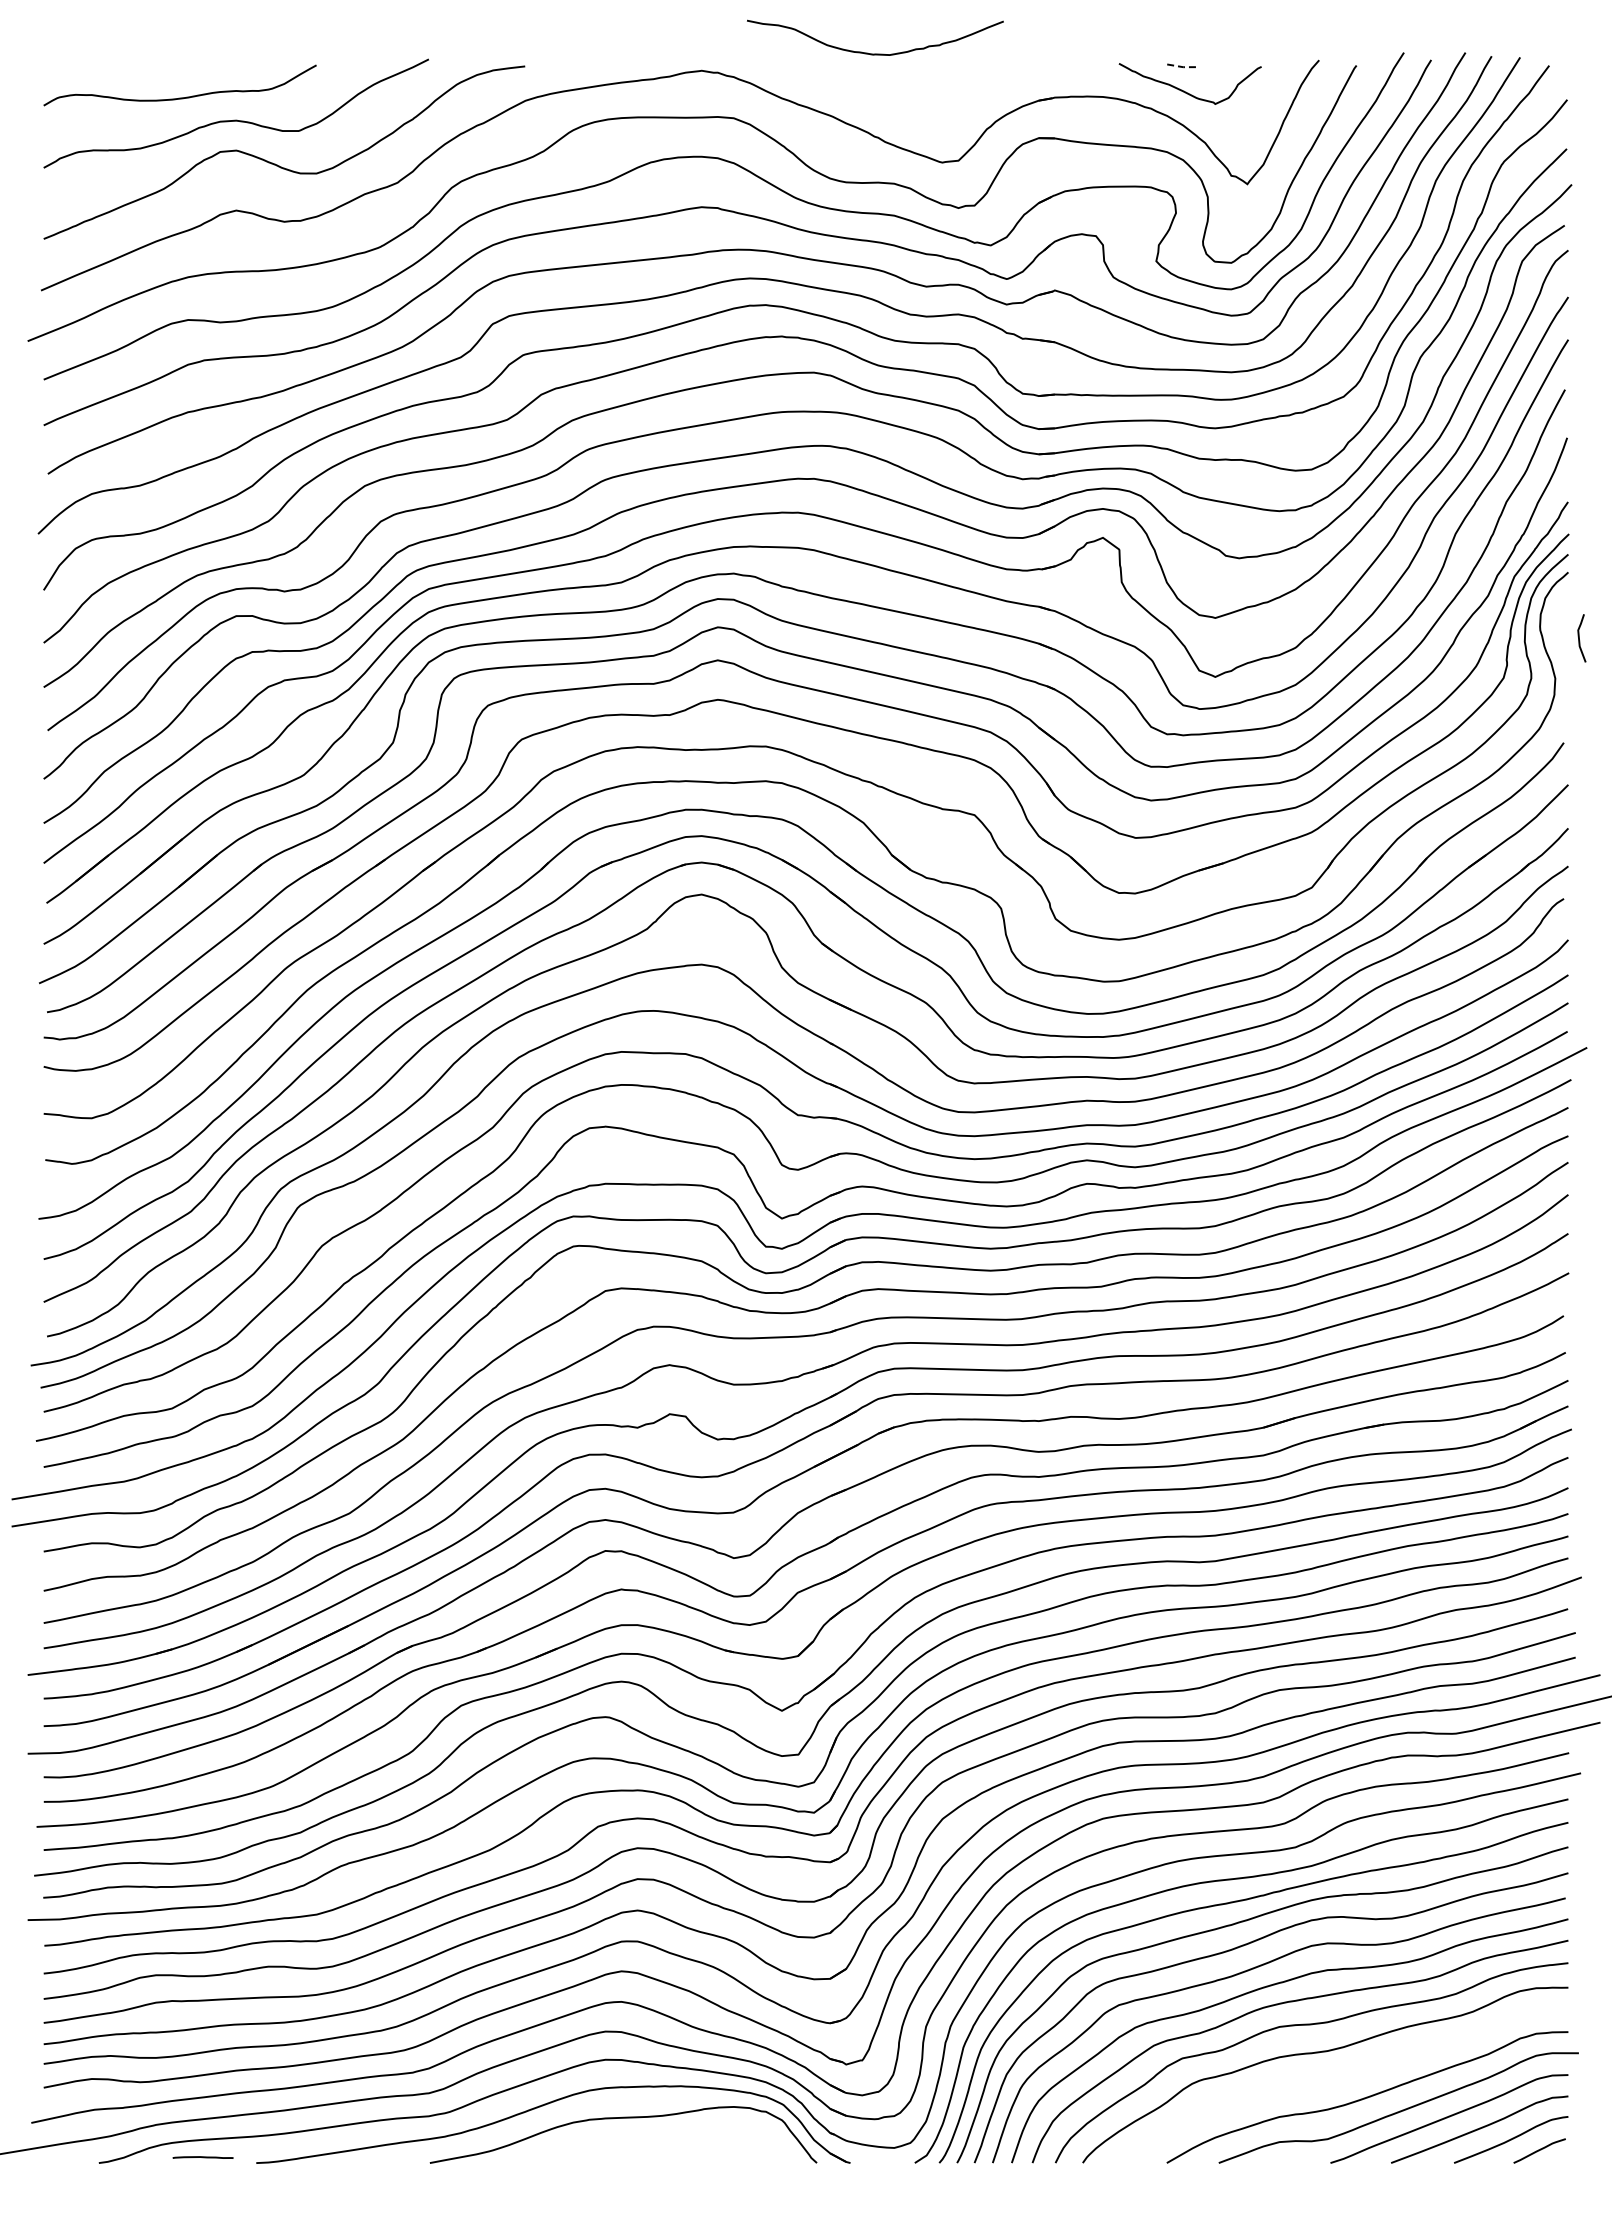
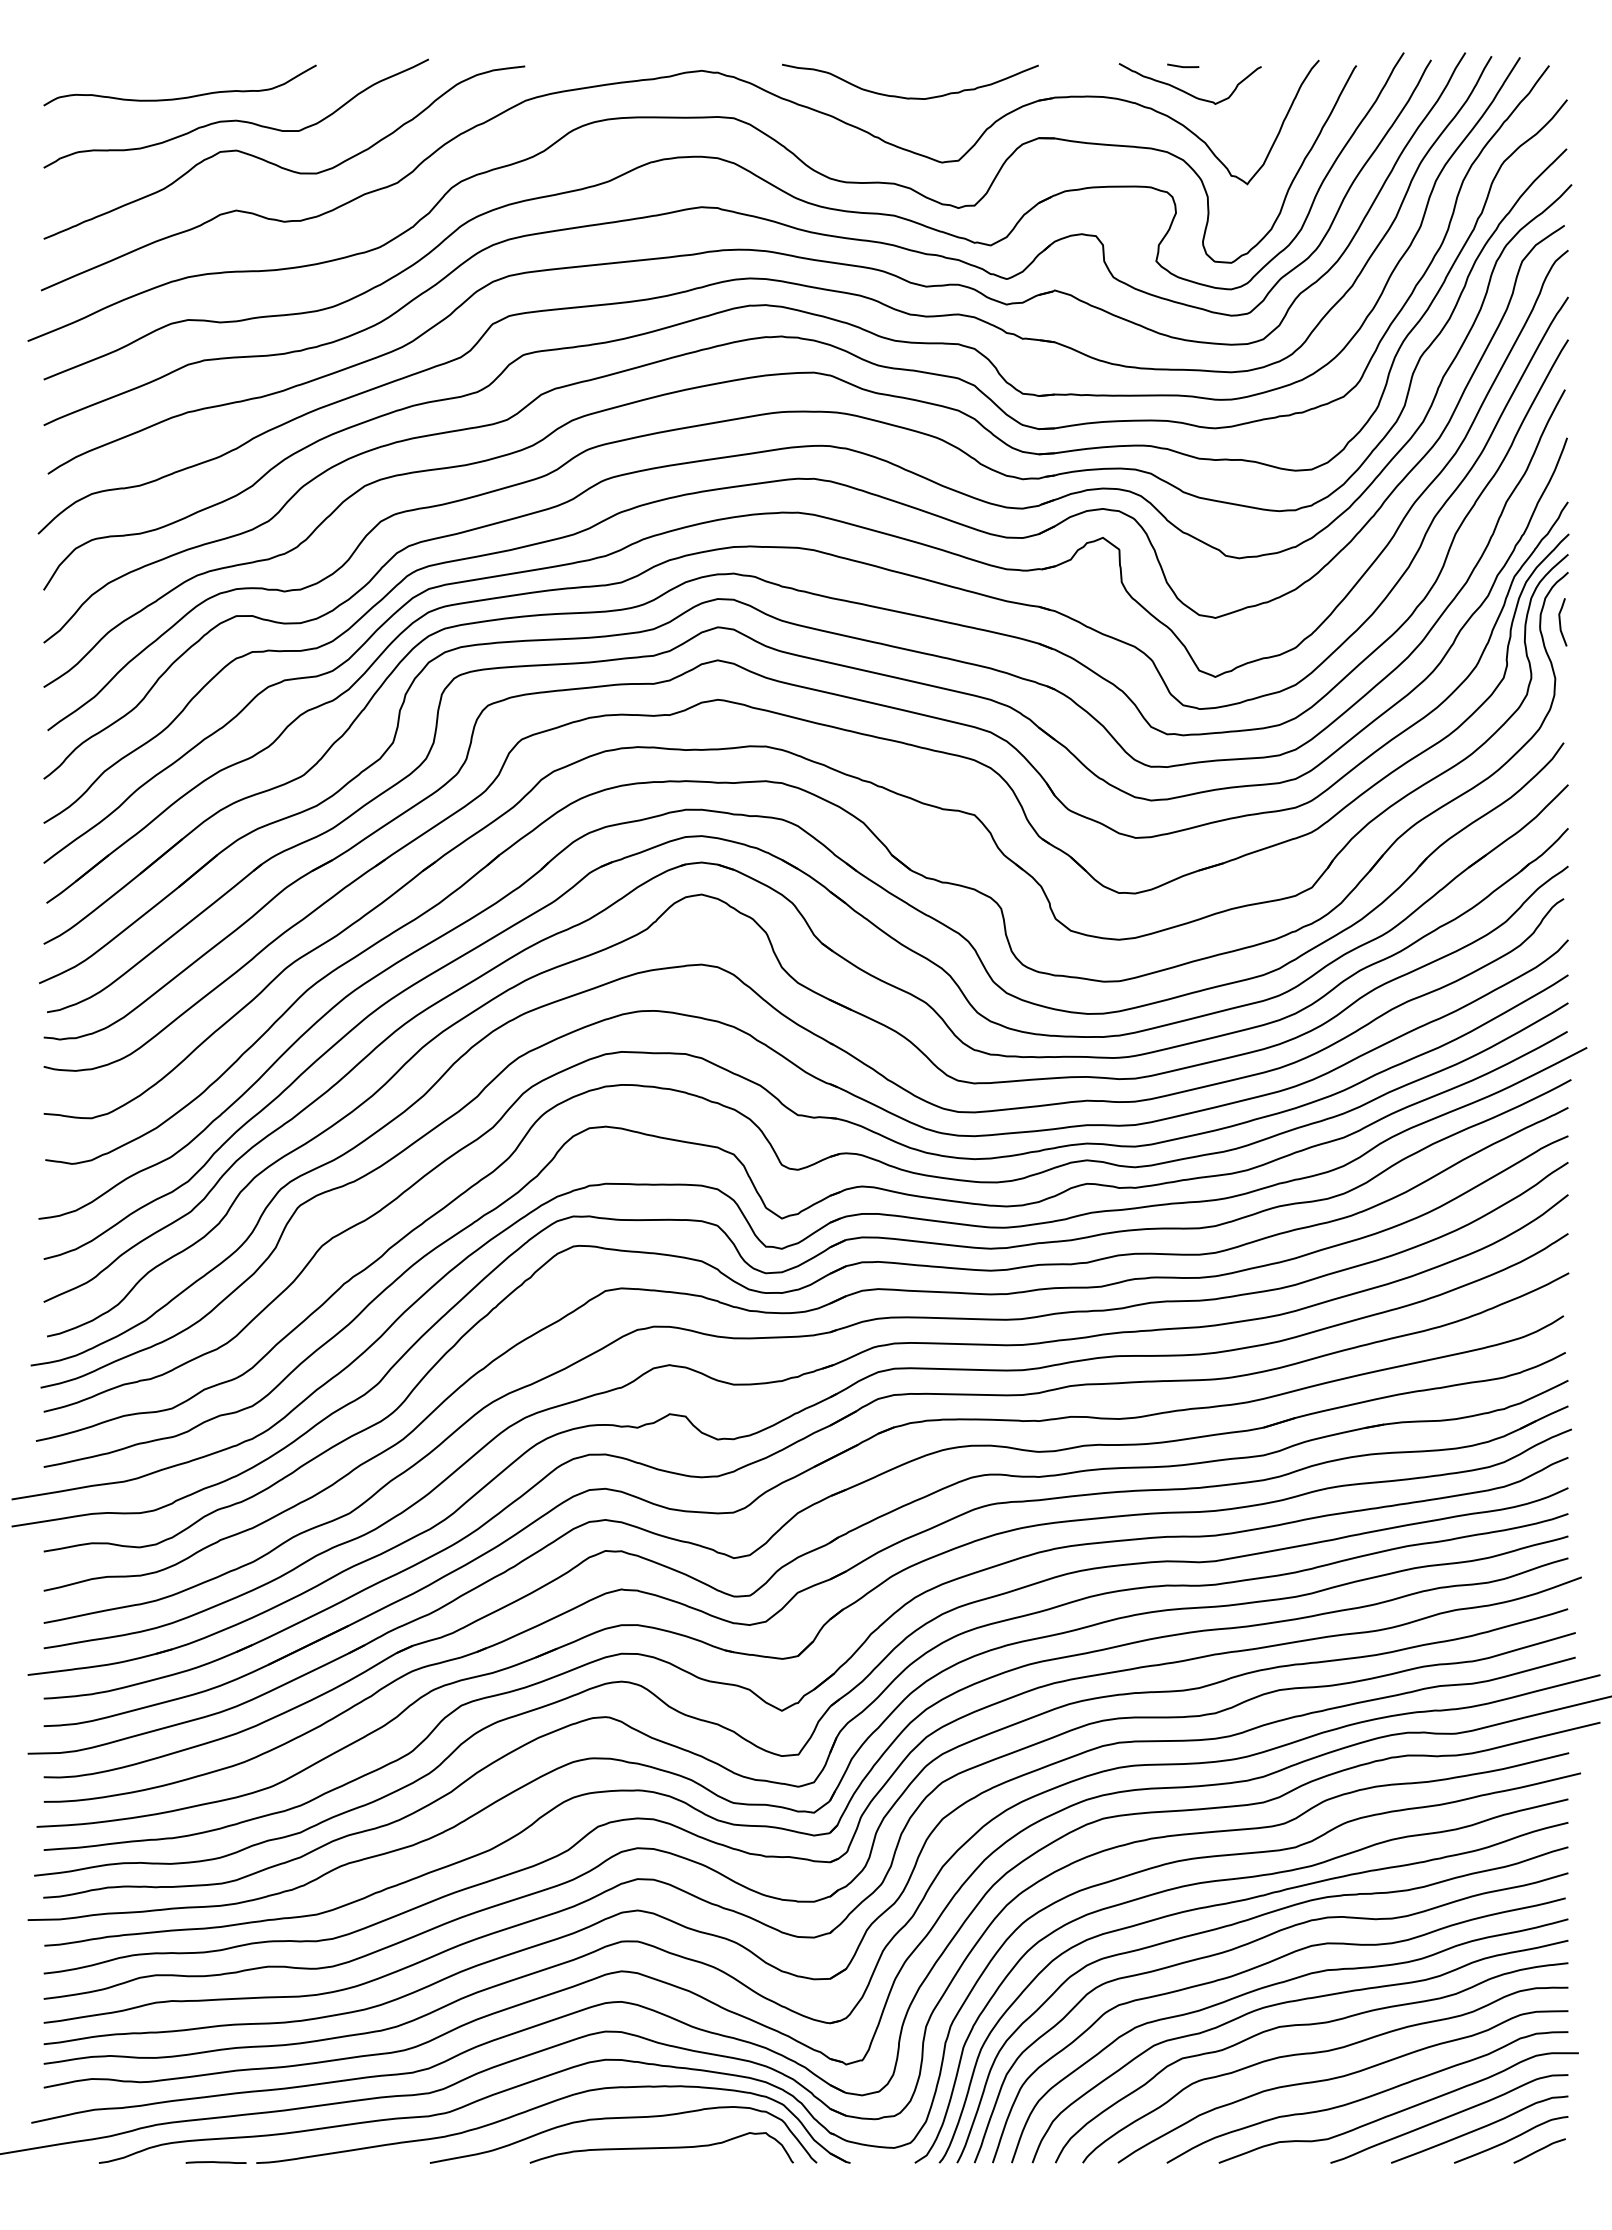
curve position: (875, 53) -> (910, 97) (910, 97)
line: dashed -> solid (1183, 67)
line position: (1579, 638) -> (1560, 622) (1560, 622)
curve: none -> present (1339, 2078)
curve: none -> present (661, 2147)
line position: (202, 2157) -> (215, 2162) (215, 2162)
